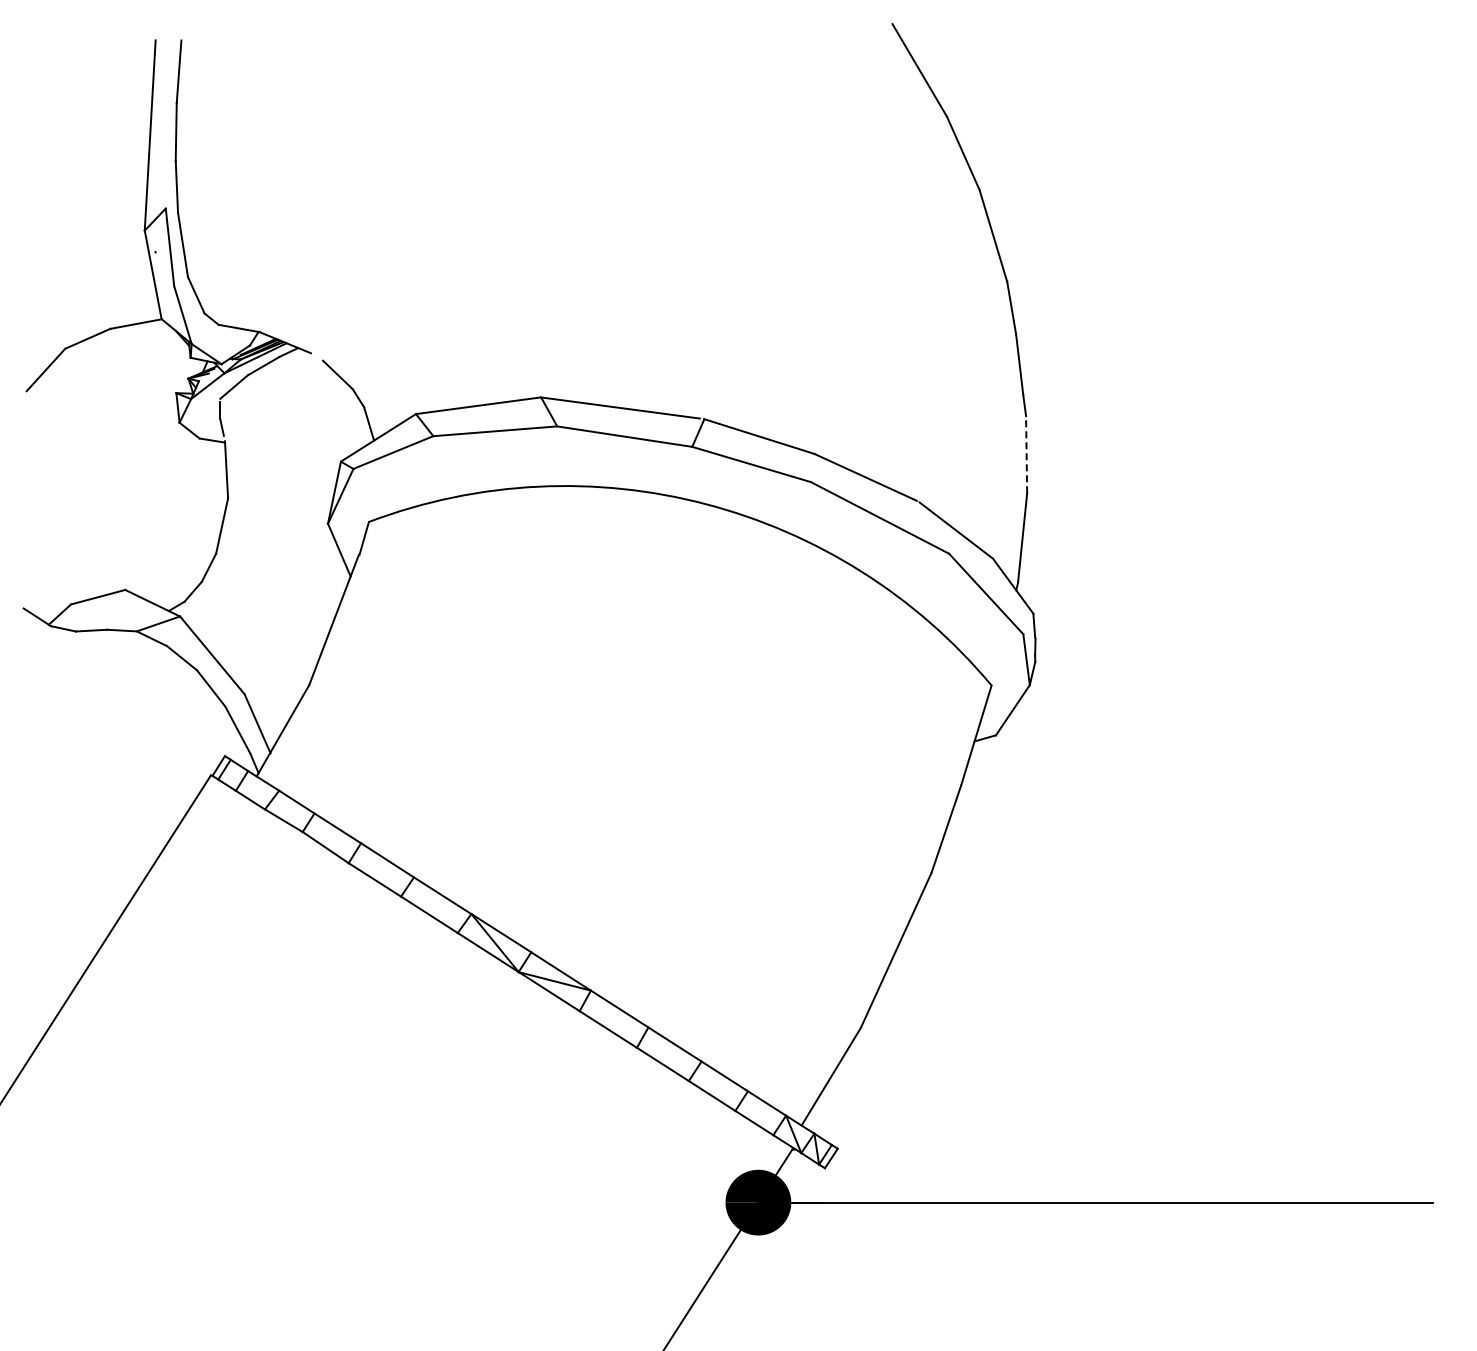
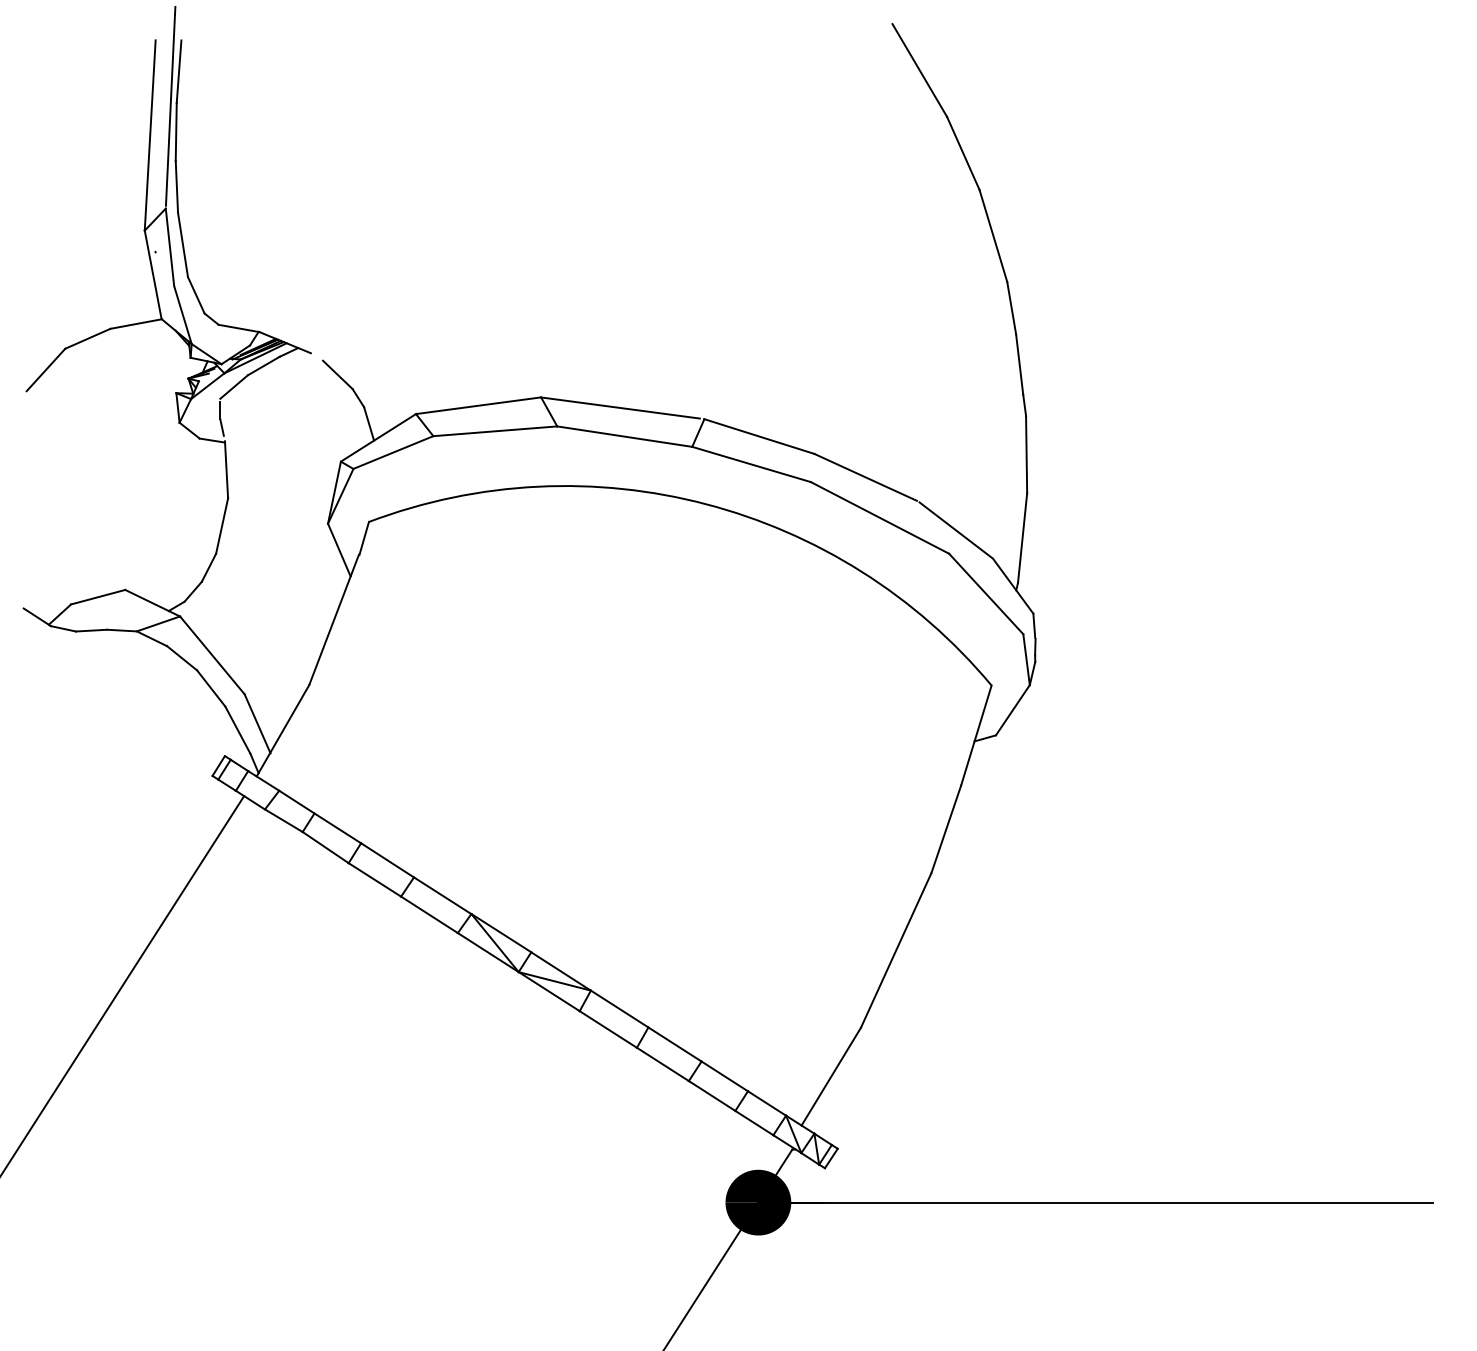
line: none -> present (170, 105)
line: dashed -> solid (1026, 454)
line position: (106, 938) -> (123, 984) (123, 984)
